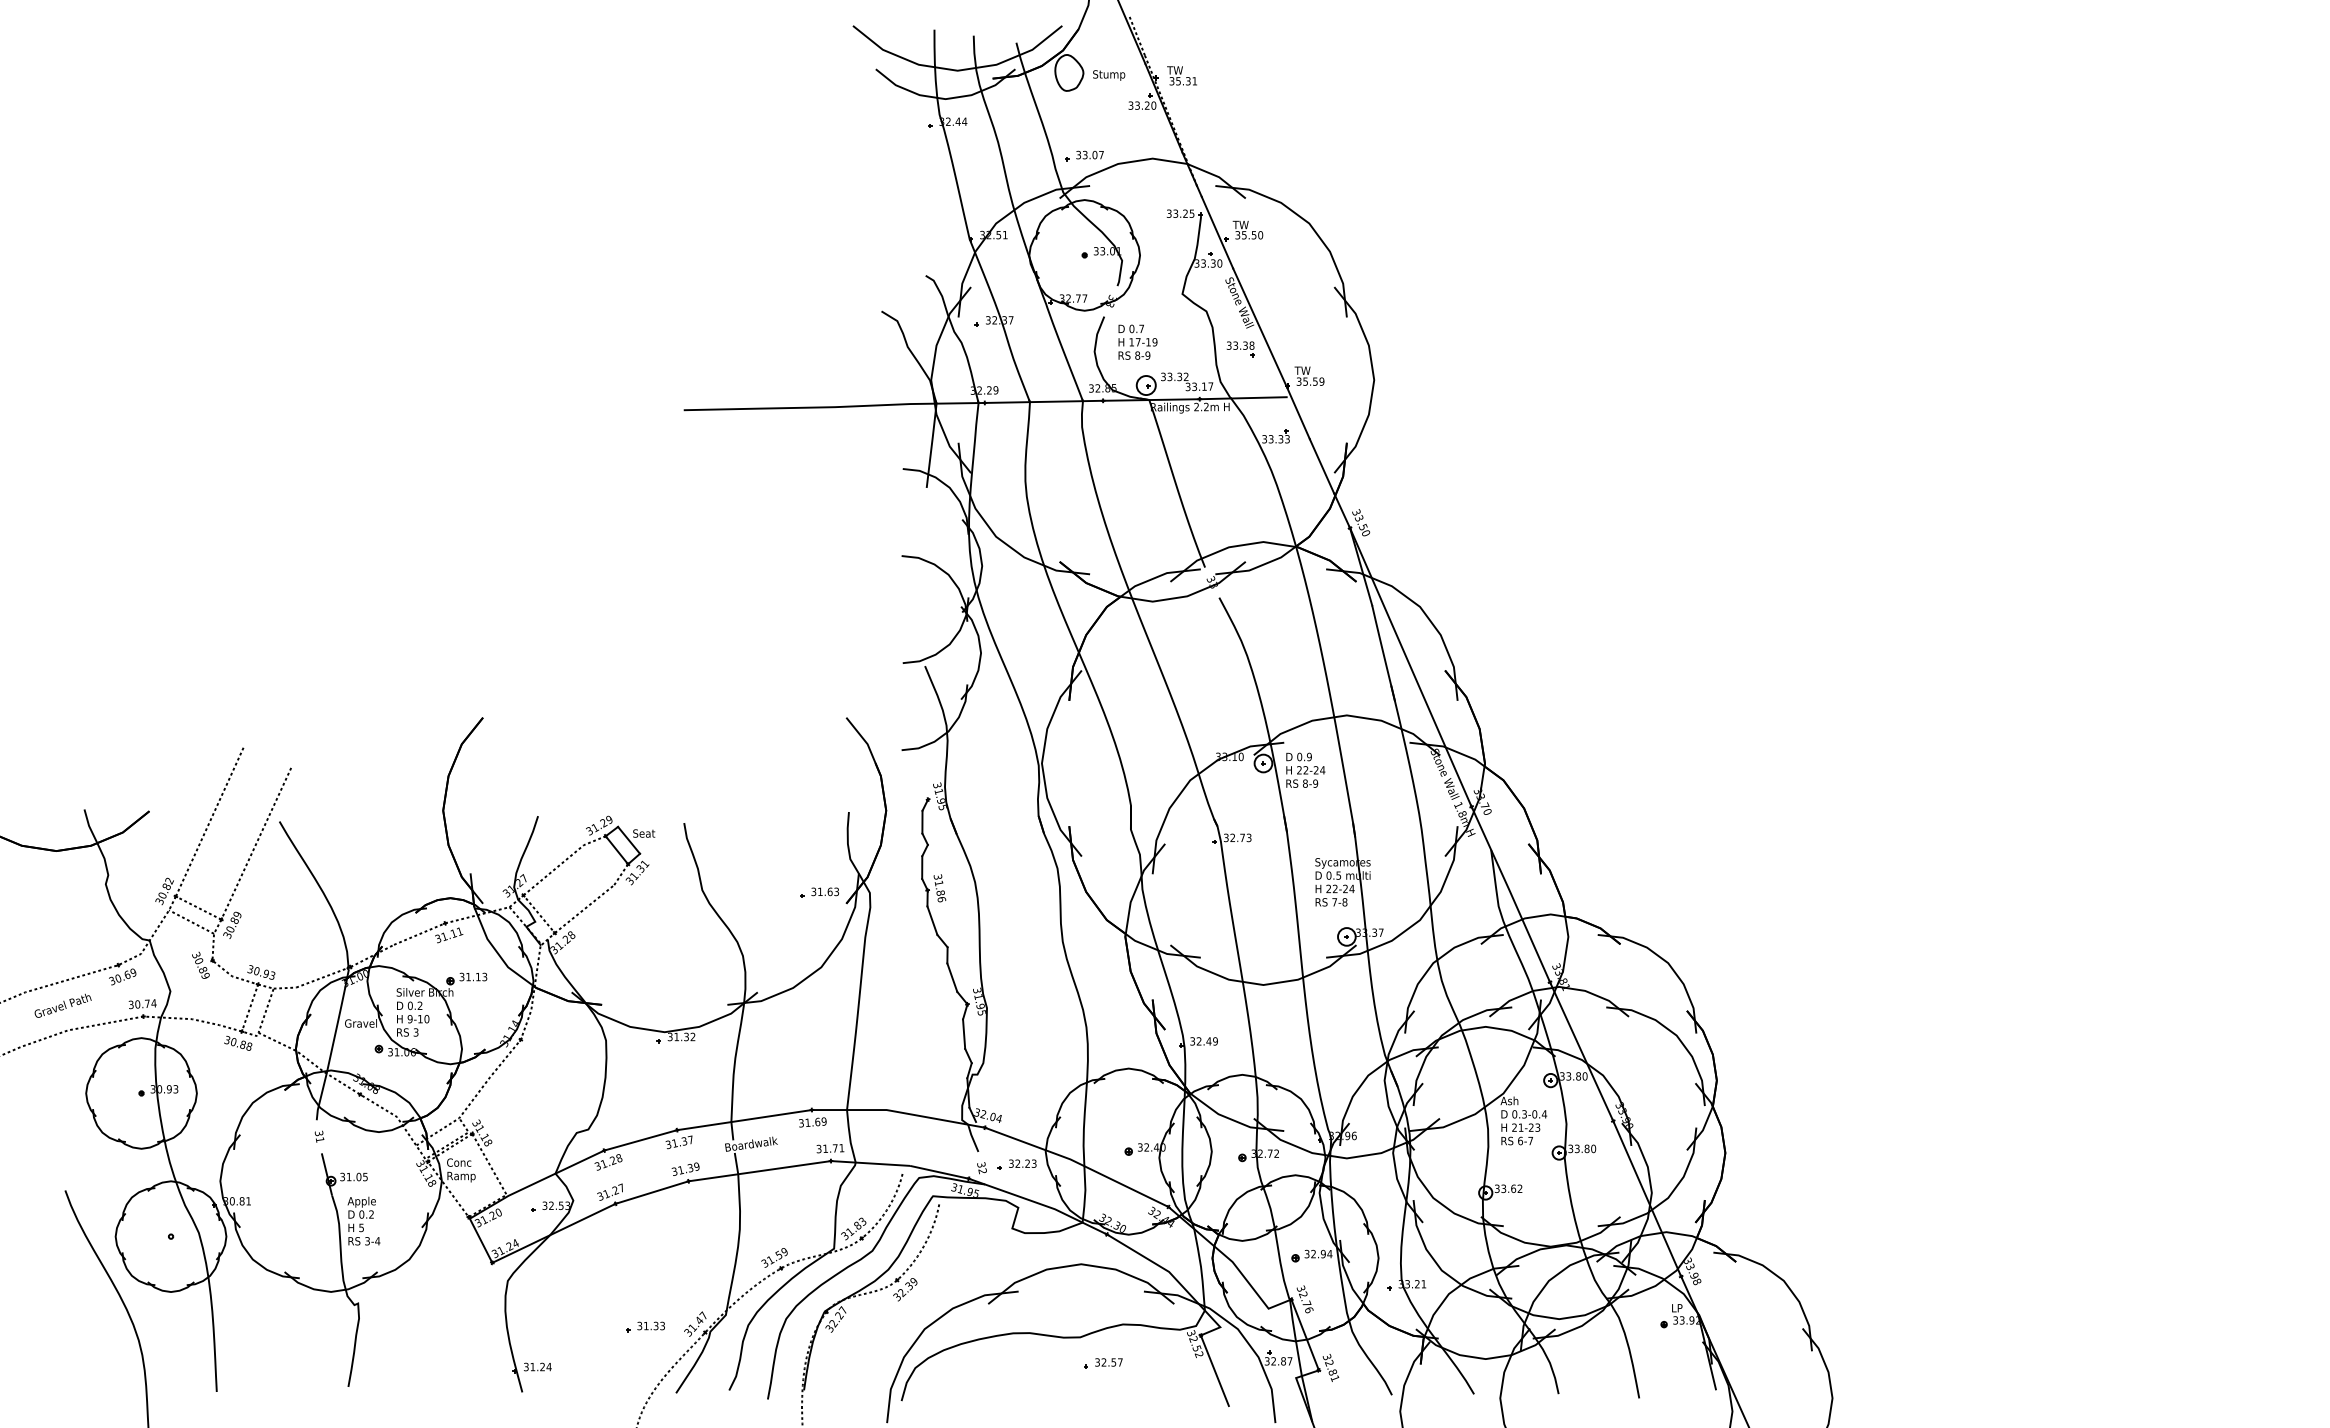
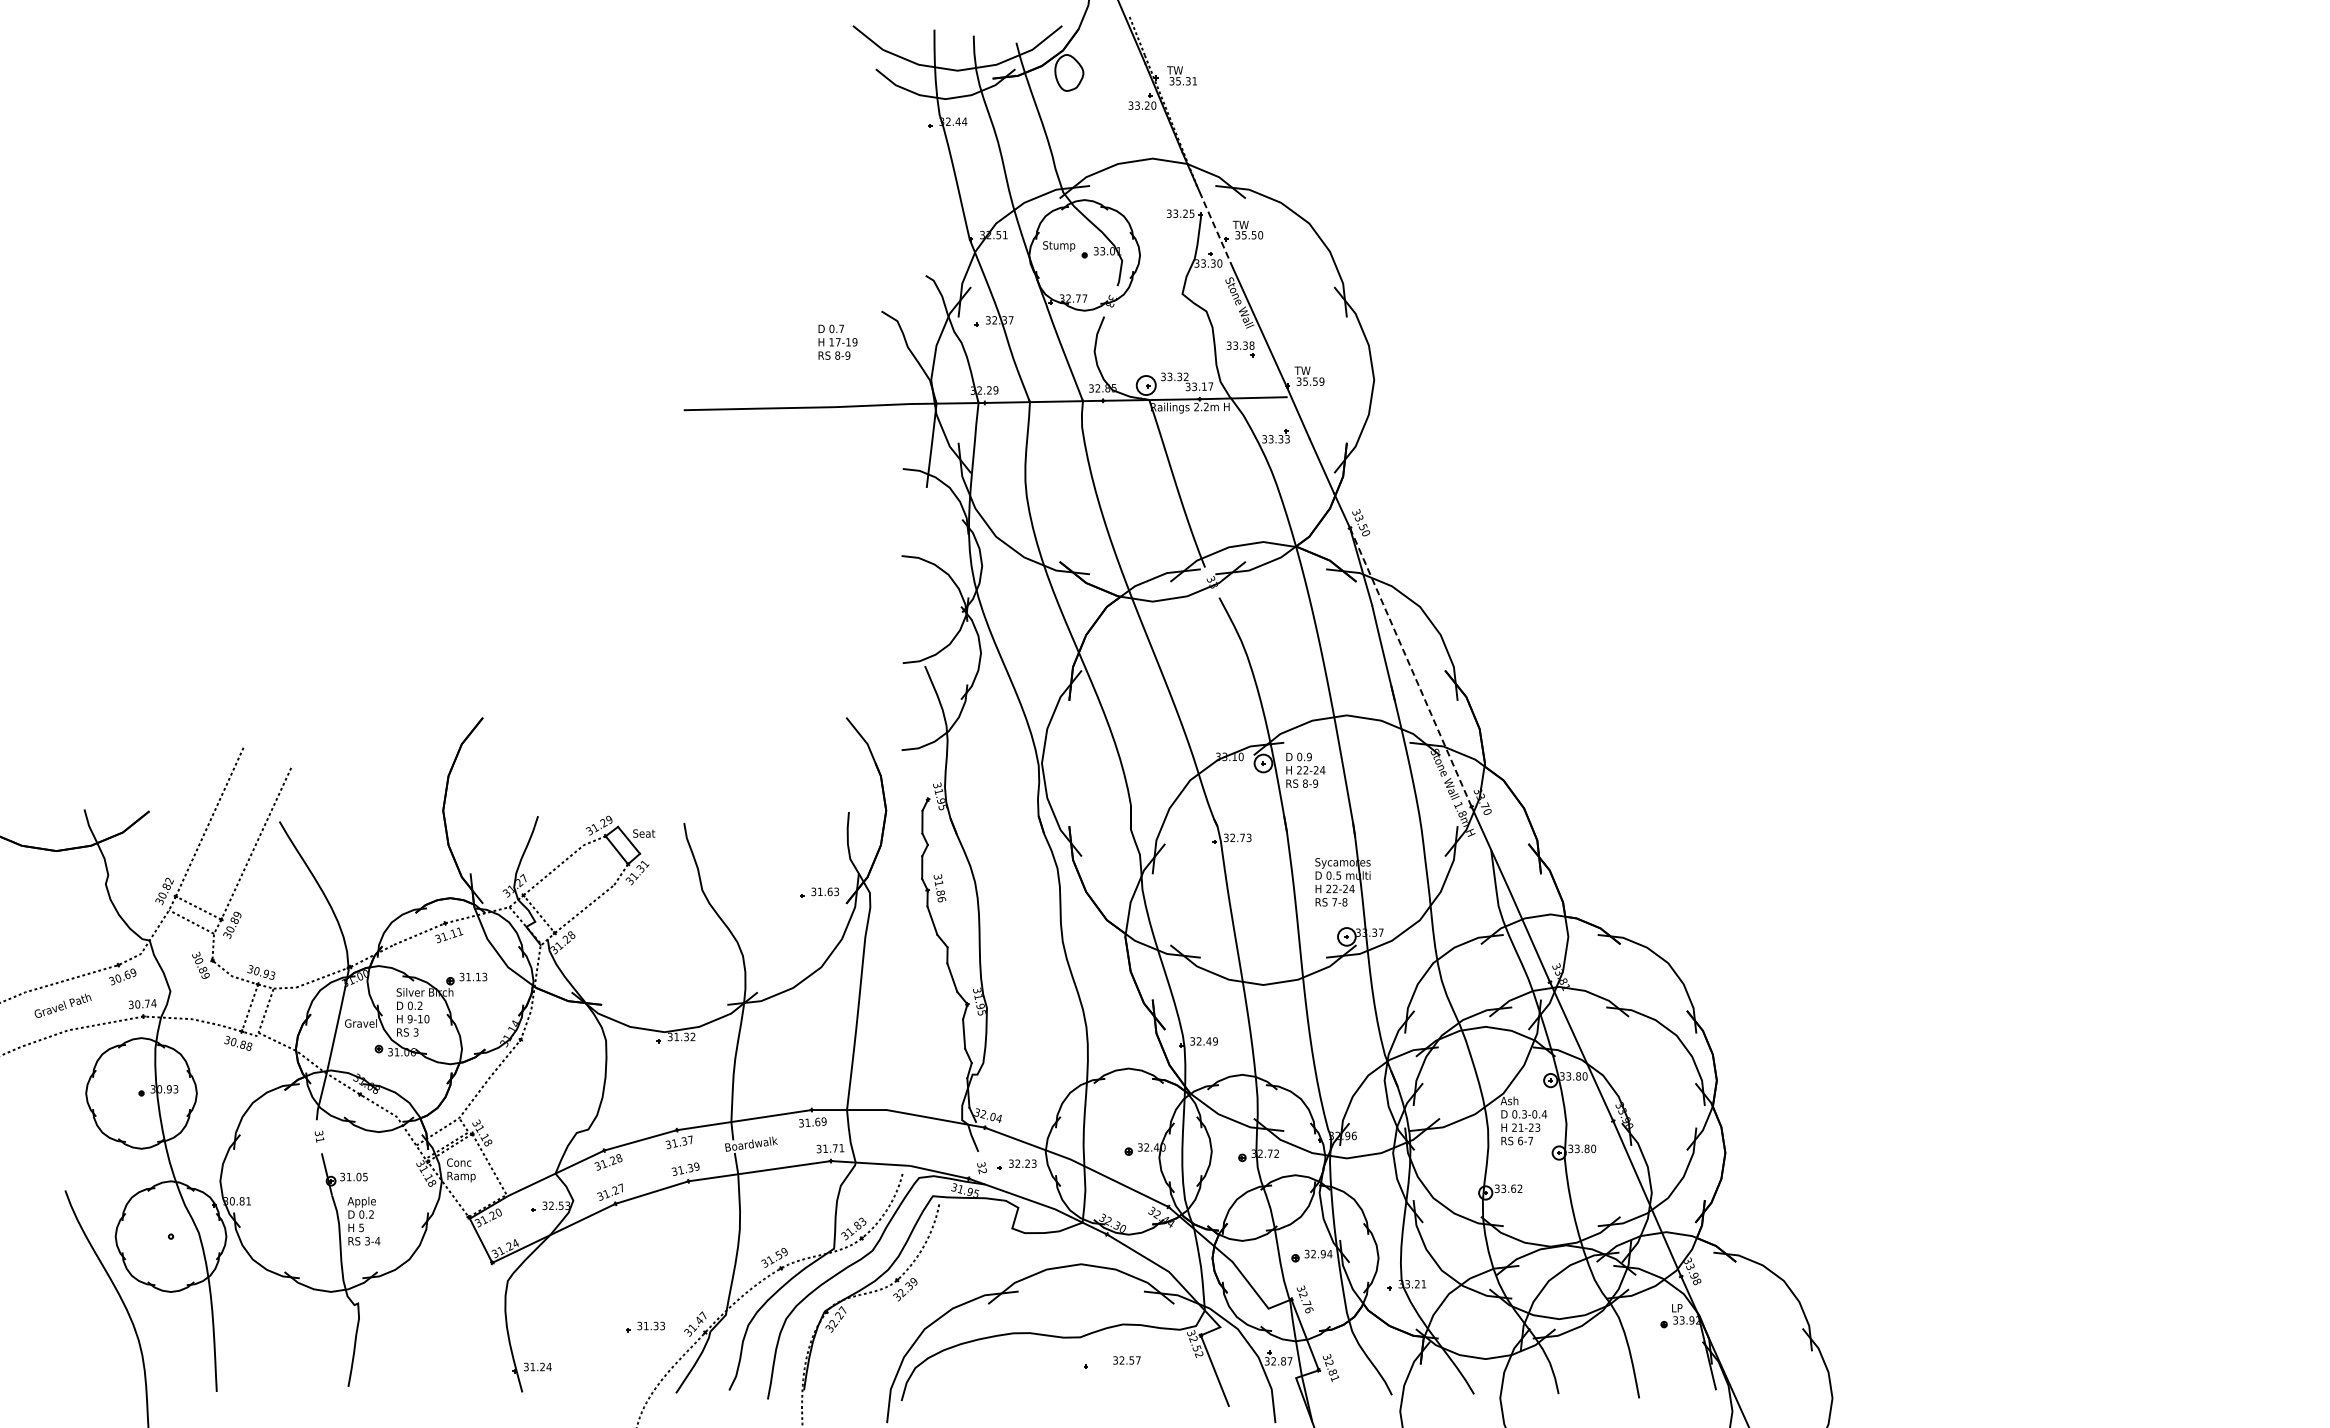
text position: (1109, 75) -> (1059, 246) (1059, 246)
part: present -> none (1084, 155)
line: solid -> dashed (1217, 232)
text position: (1137, 341) -> (837, 341) (837, 341)
line: solid -> dashed (1411, 667)
text position: (1108, 1362) -> (1126, 1360) (1126, 1360)
